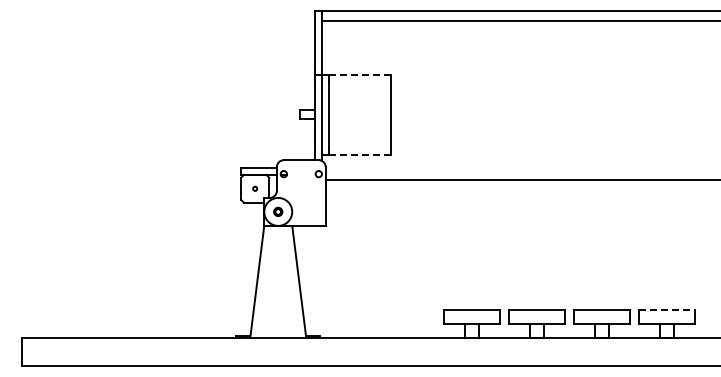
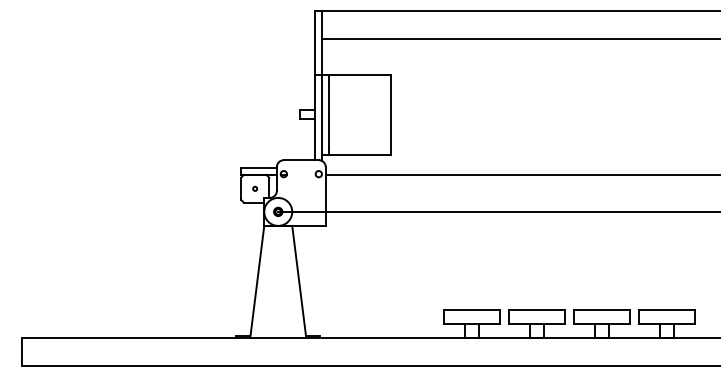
line position: (519, 21) -> (519, 39) (519, 39)
line: dashed -> solid (360, 74)
line: dashed -> solid (360, 154)
line position: (521, 179) -> (521, 174) (521, 174)
line: none -> present (497, 211)
line: dashed -> solid (666, 309)
